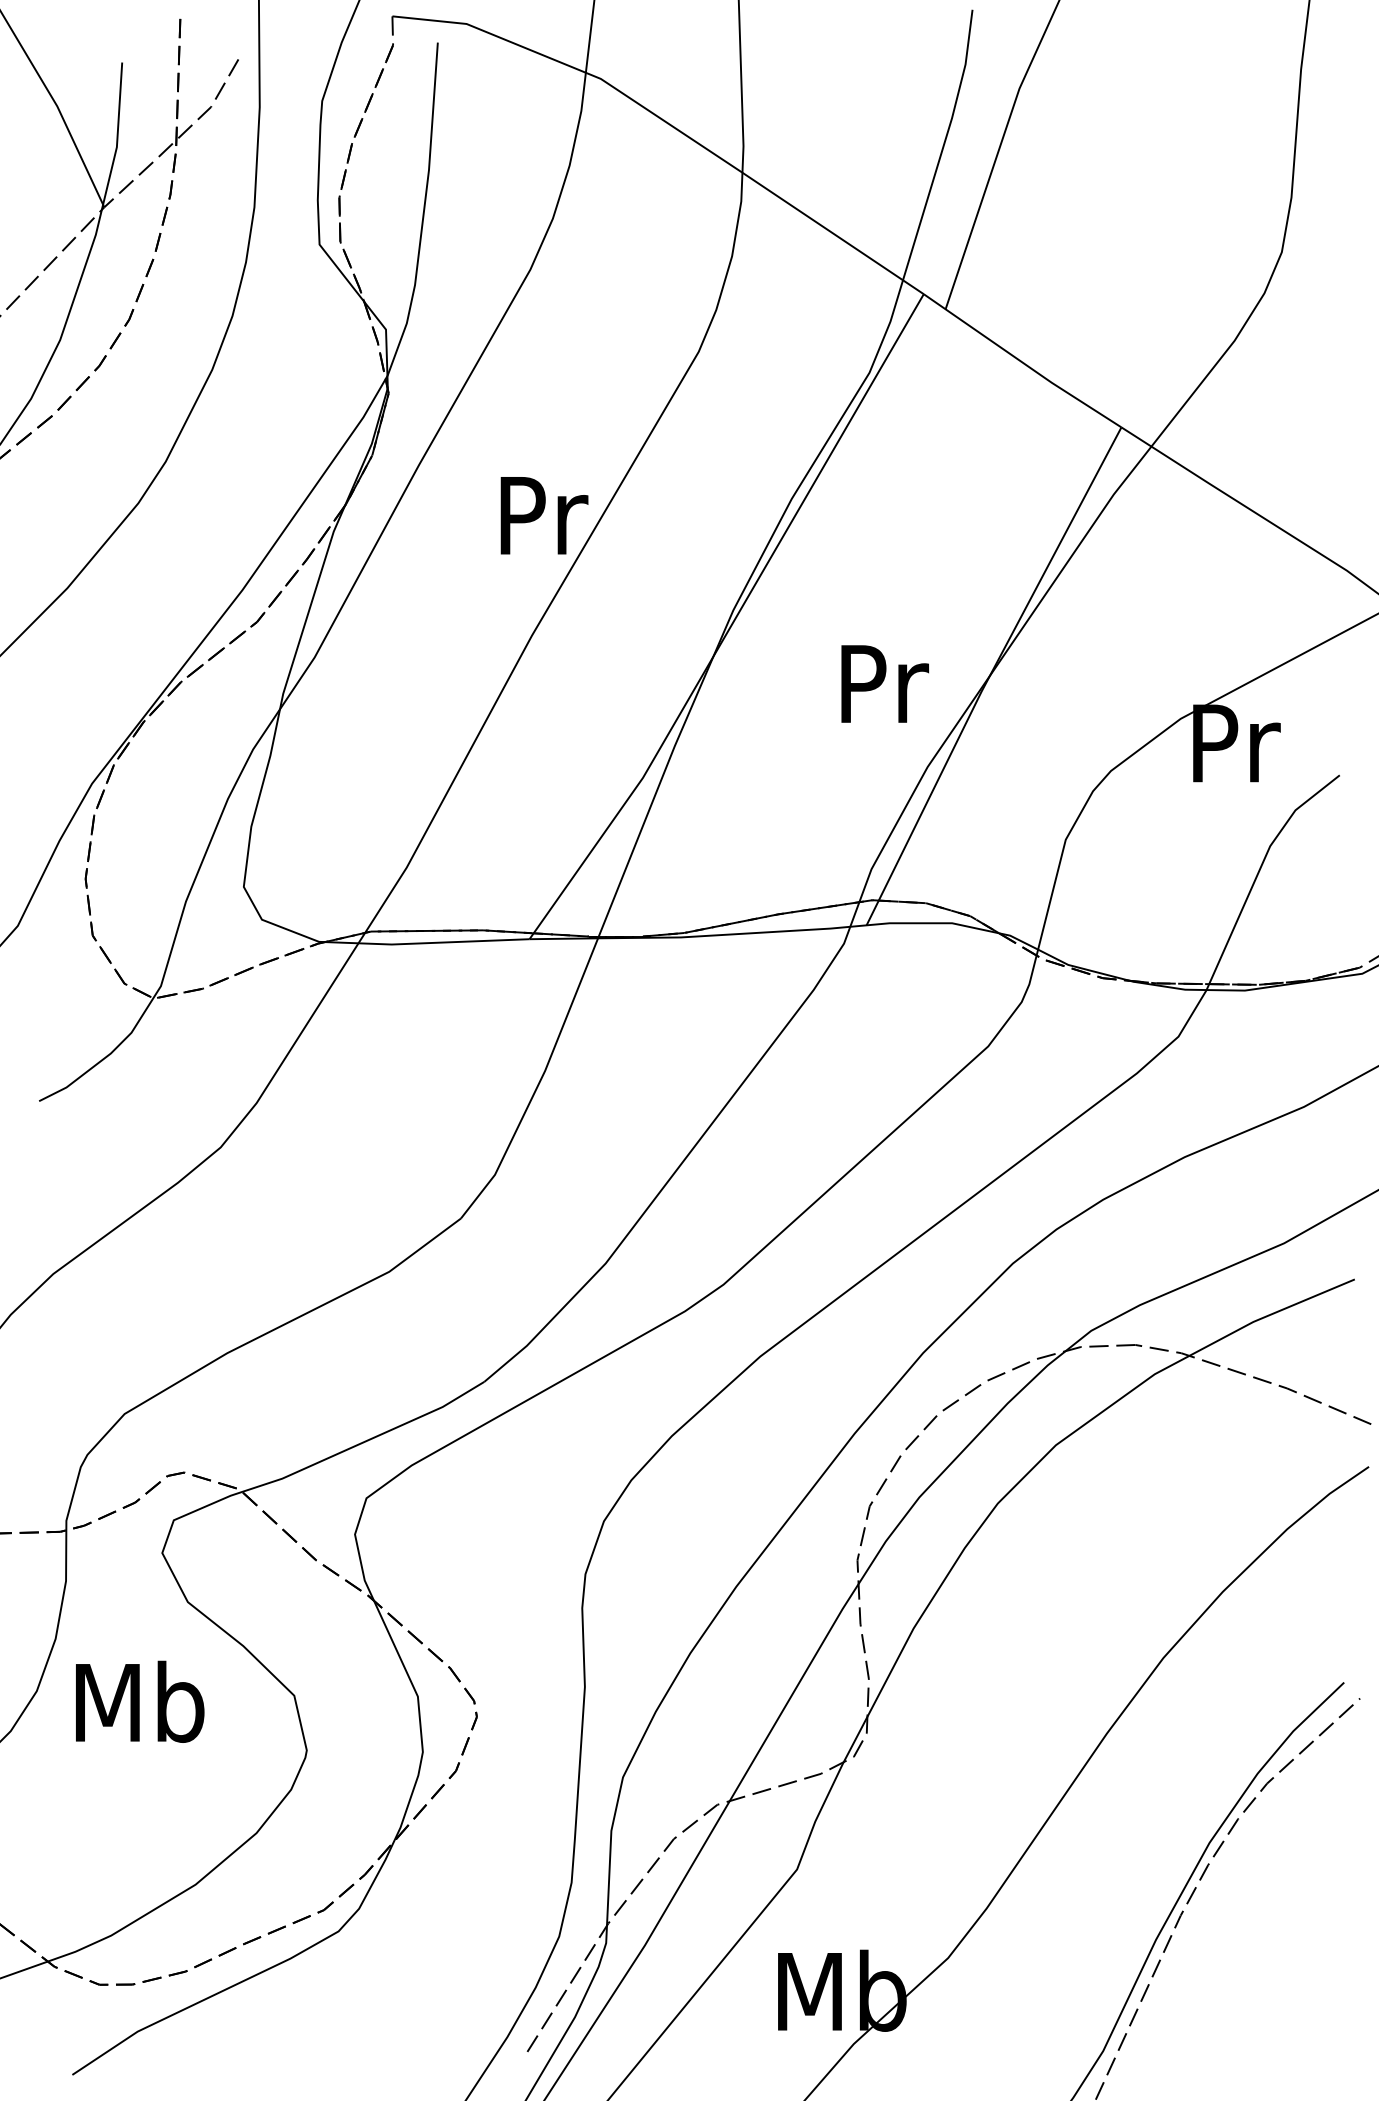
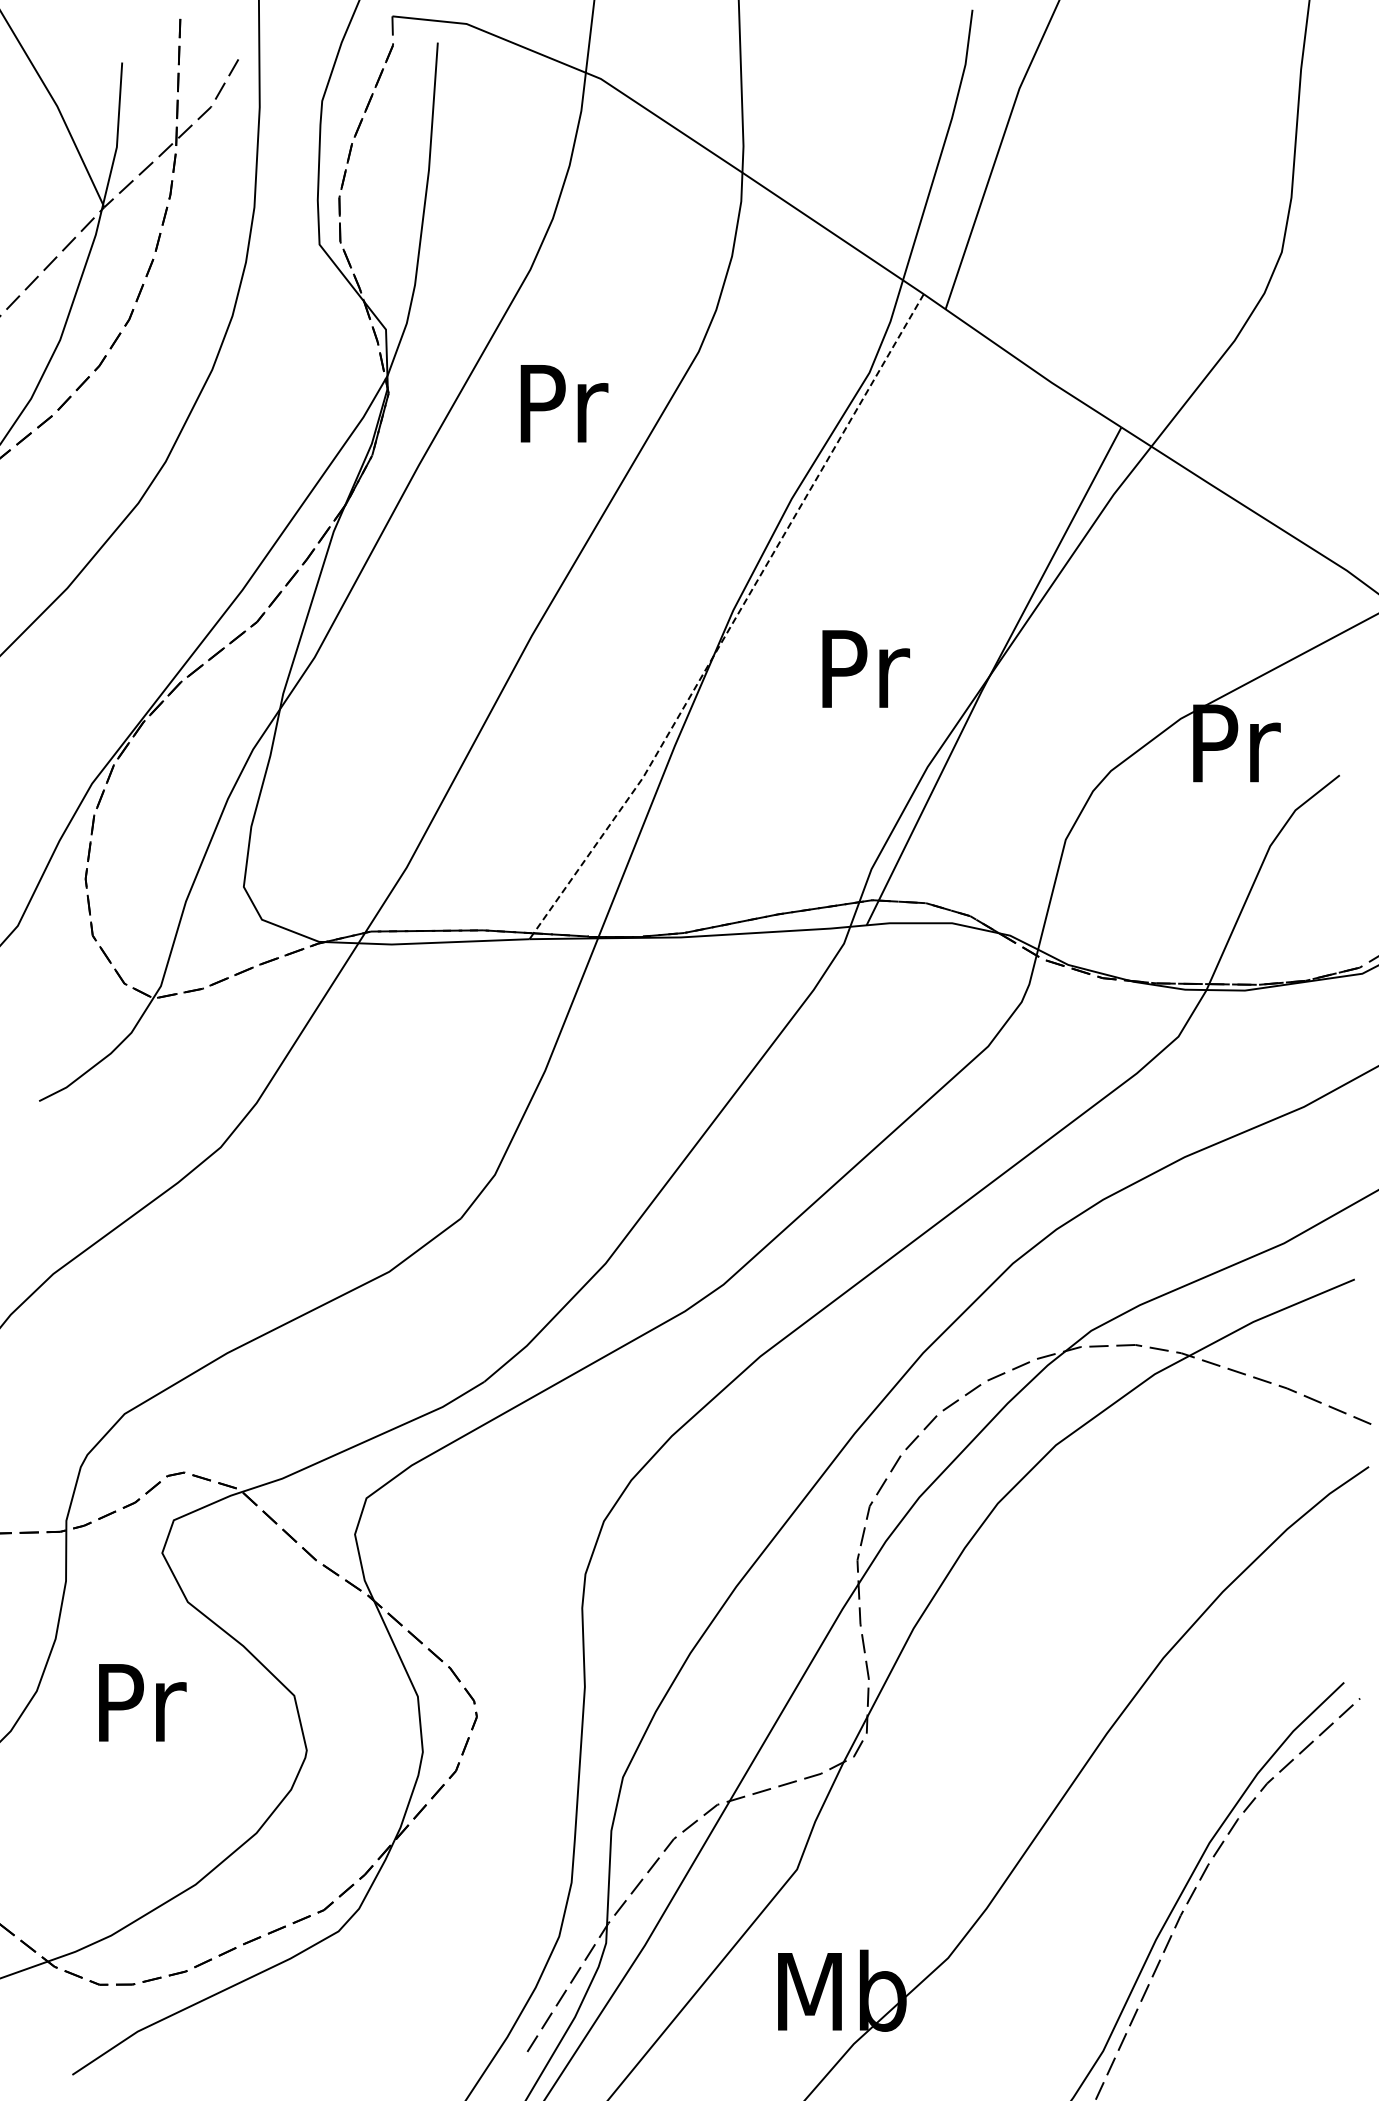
text position: (544, 515) -> (564, 403) (564, 403)
line: solid -> dashed (735, 619)
text position: (885, 683) -> (866, 668) (866, 668)
text: Mb -> Pr (140, 1701)
